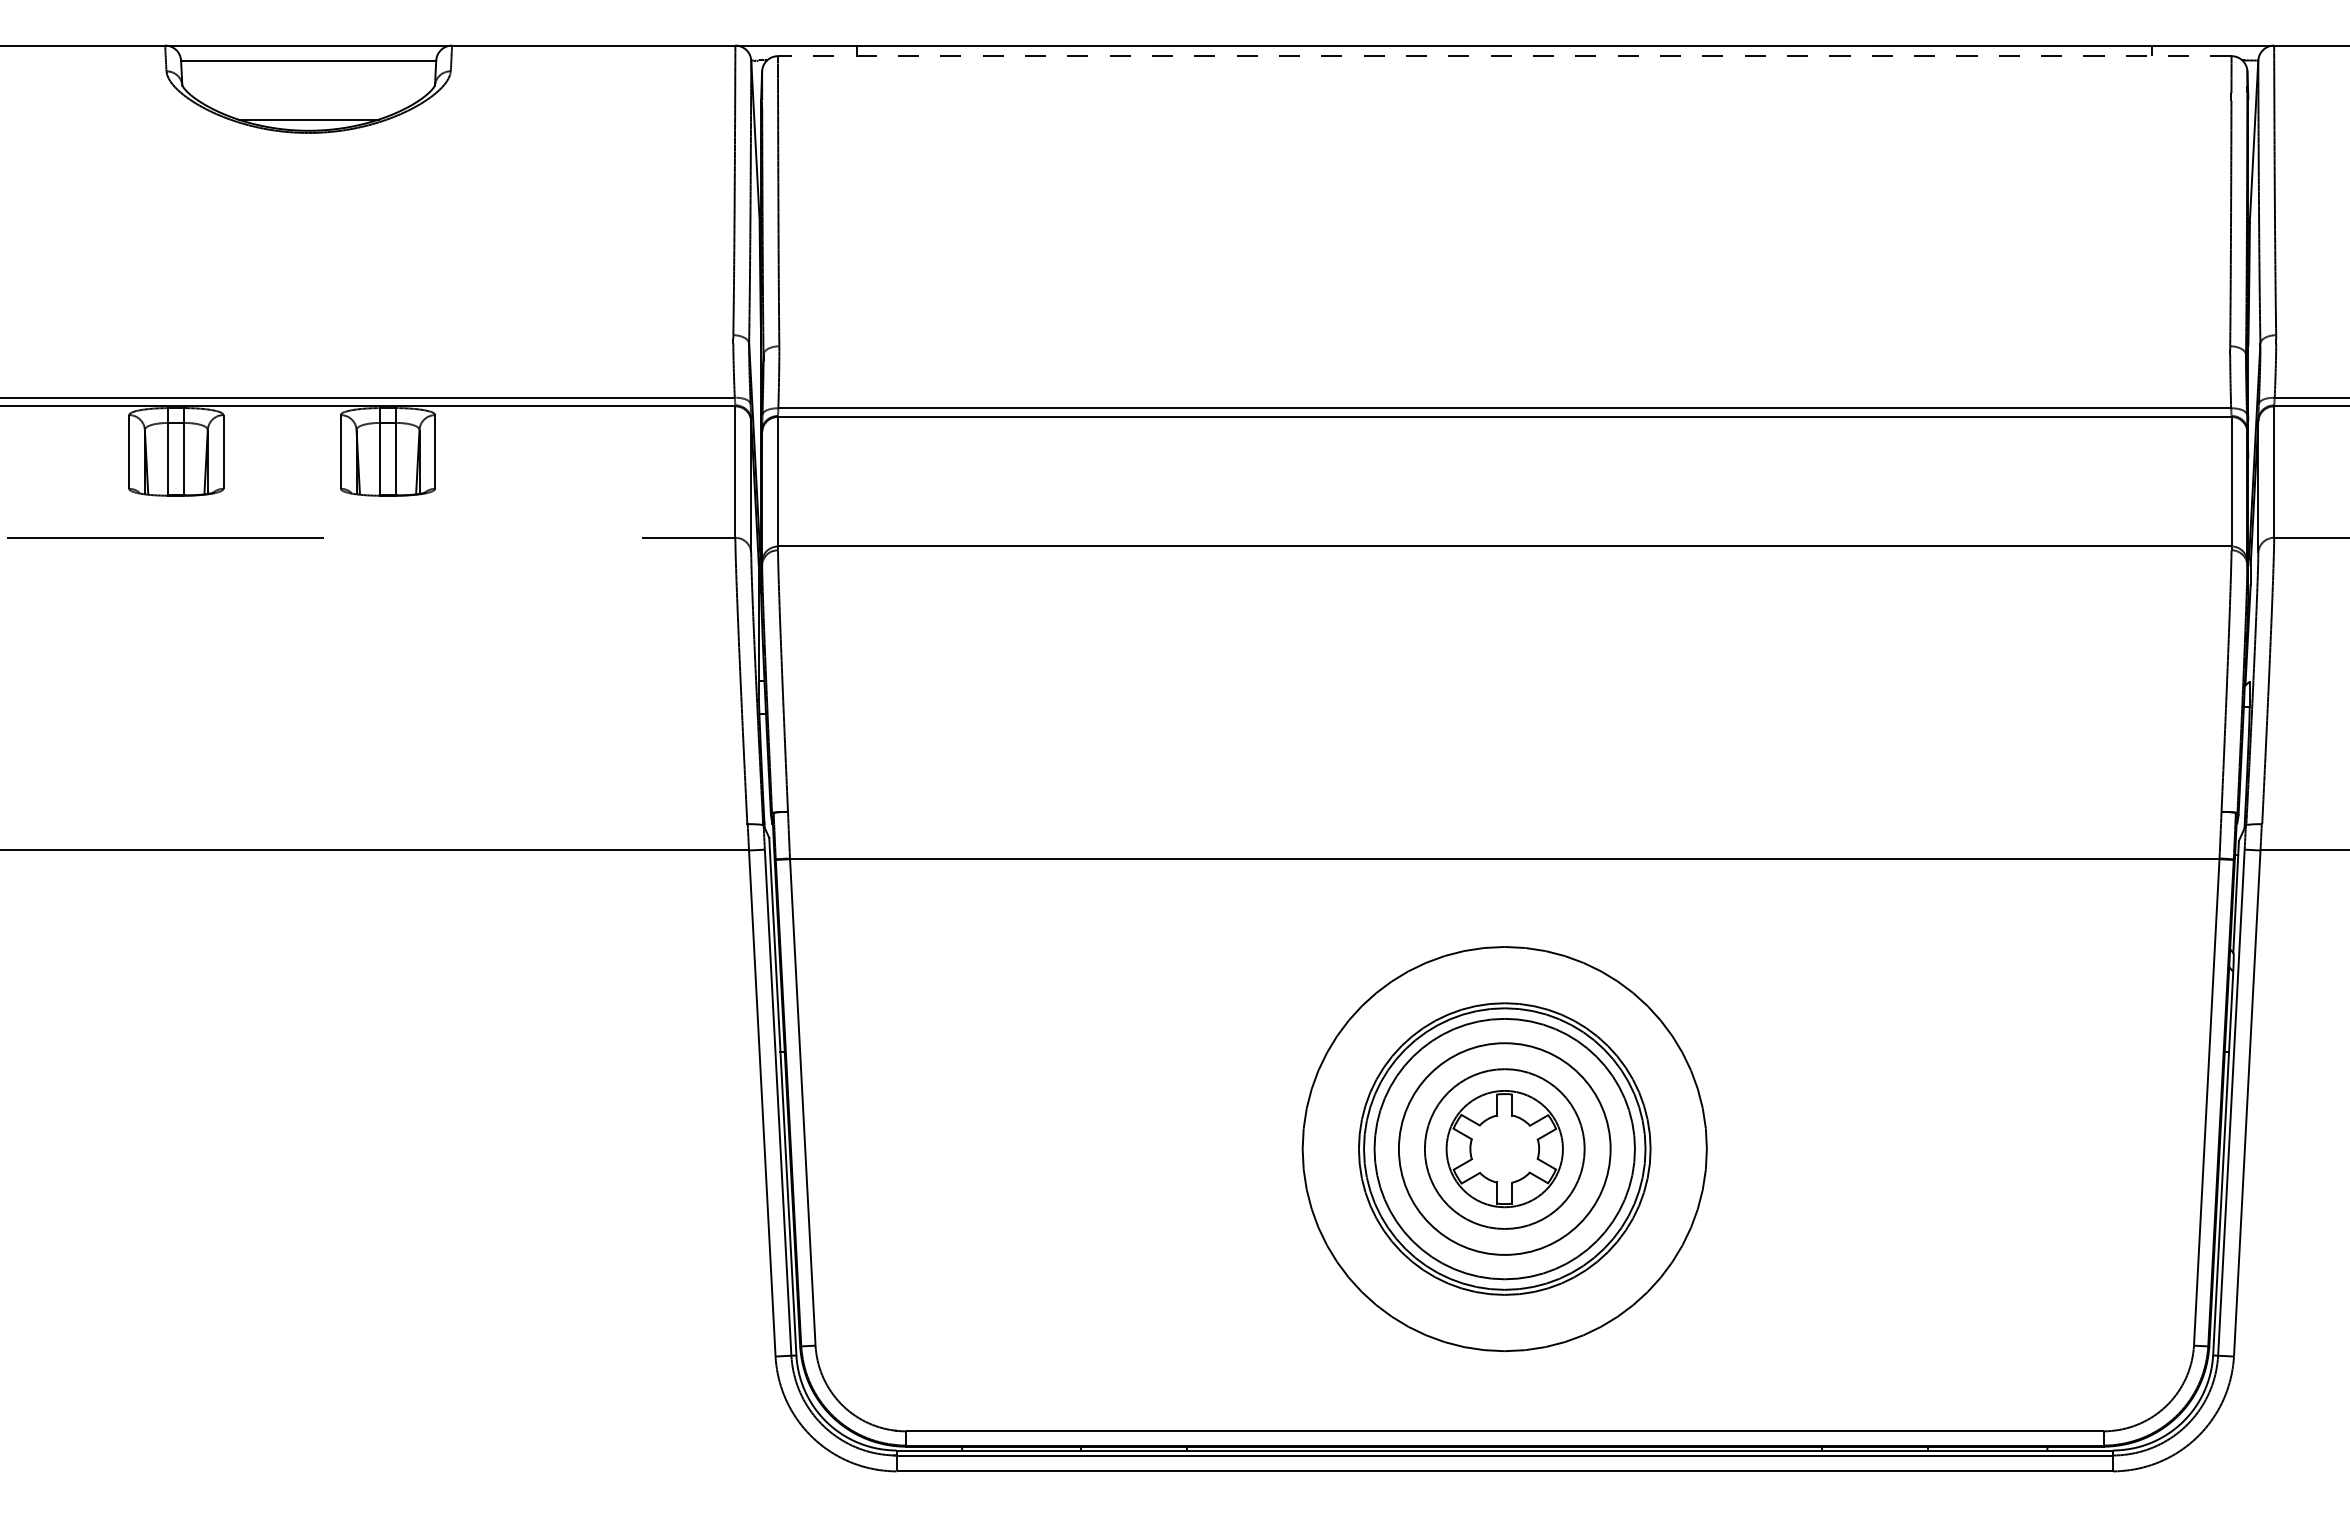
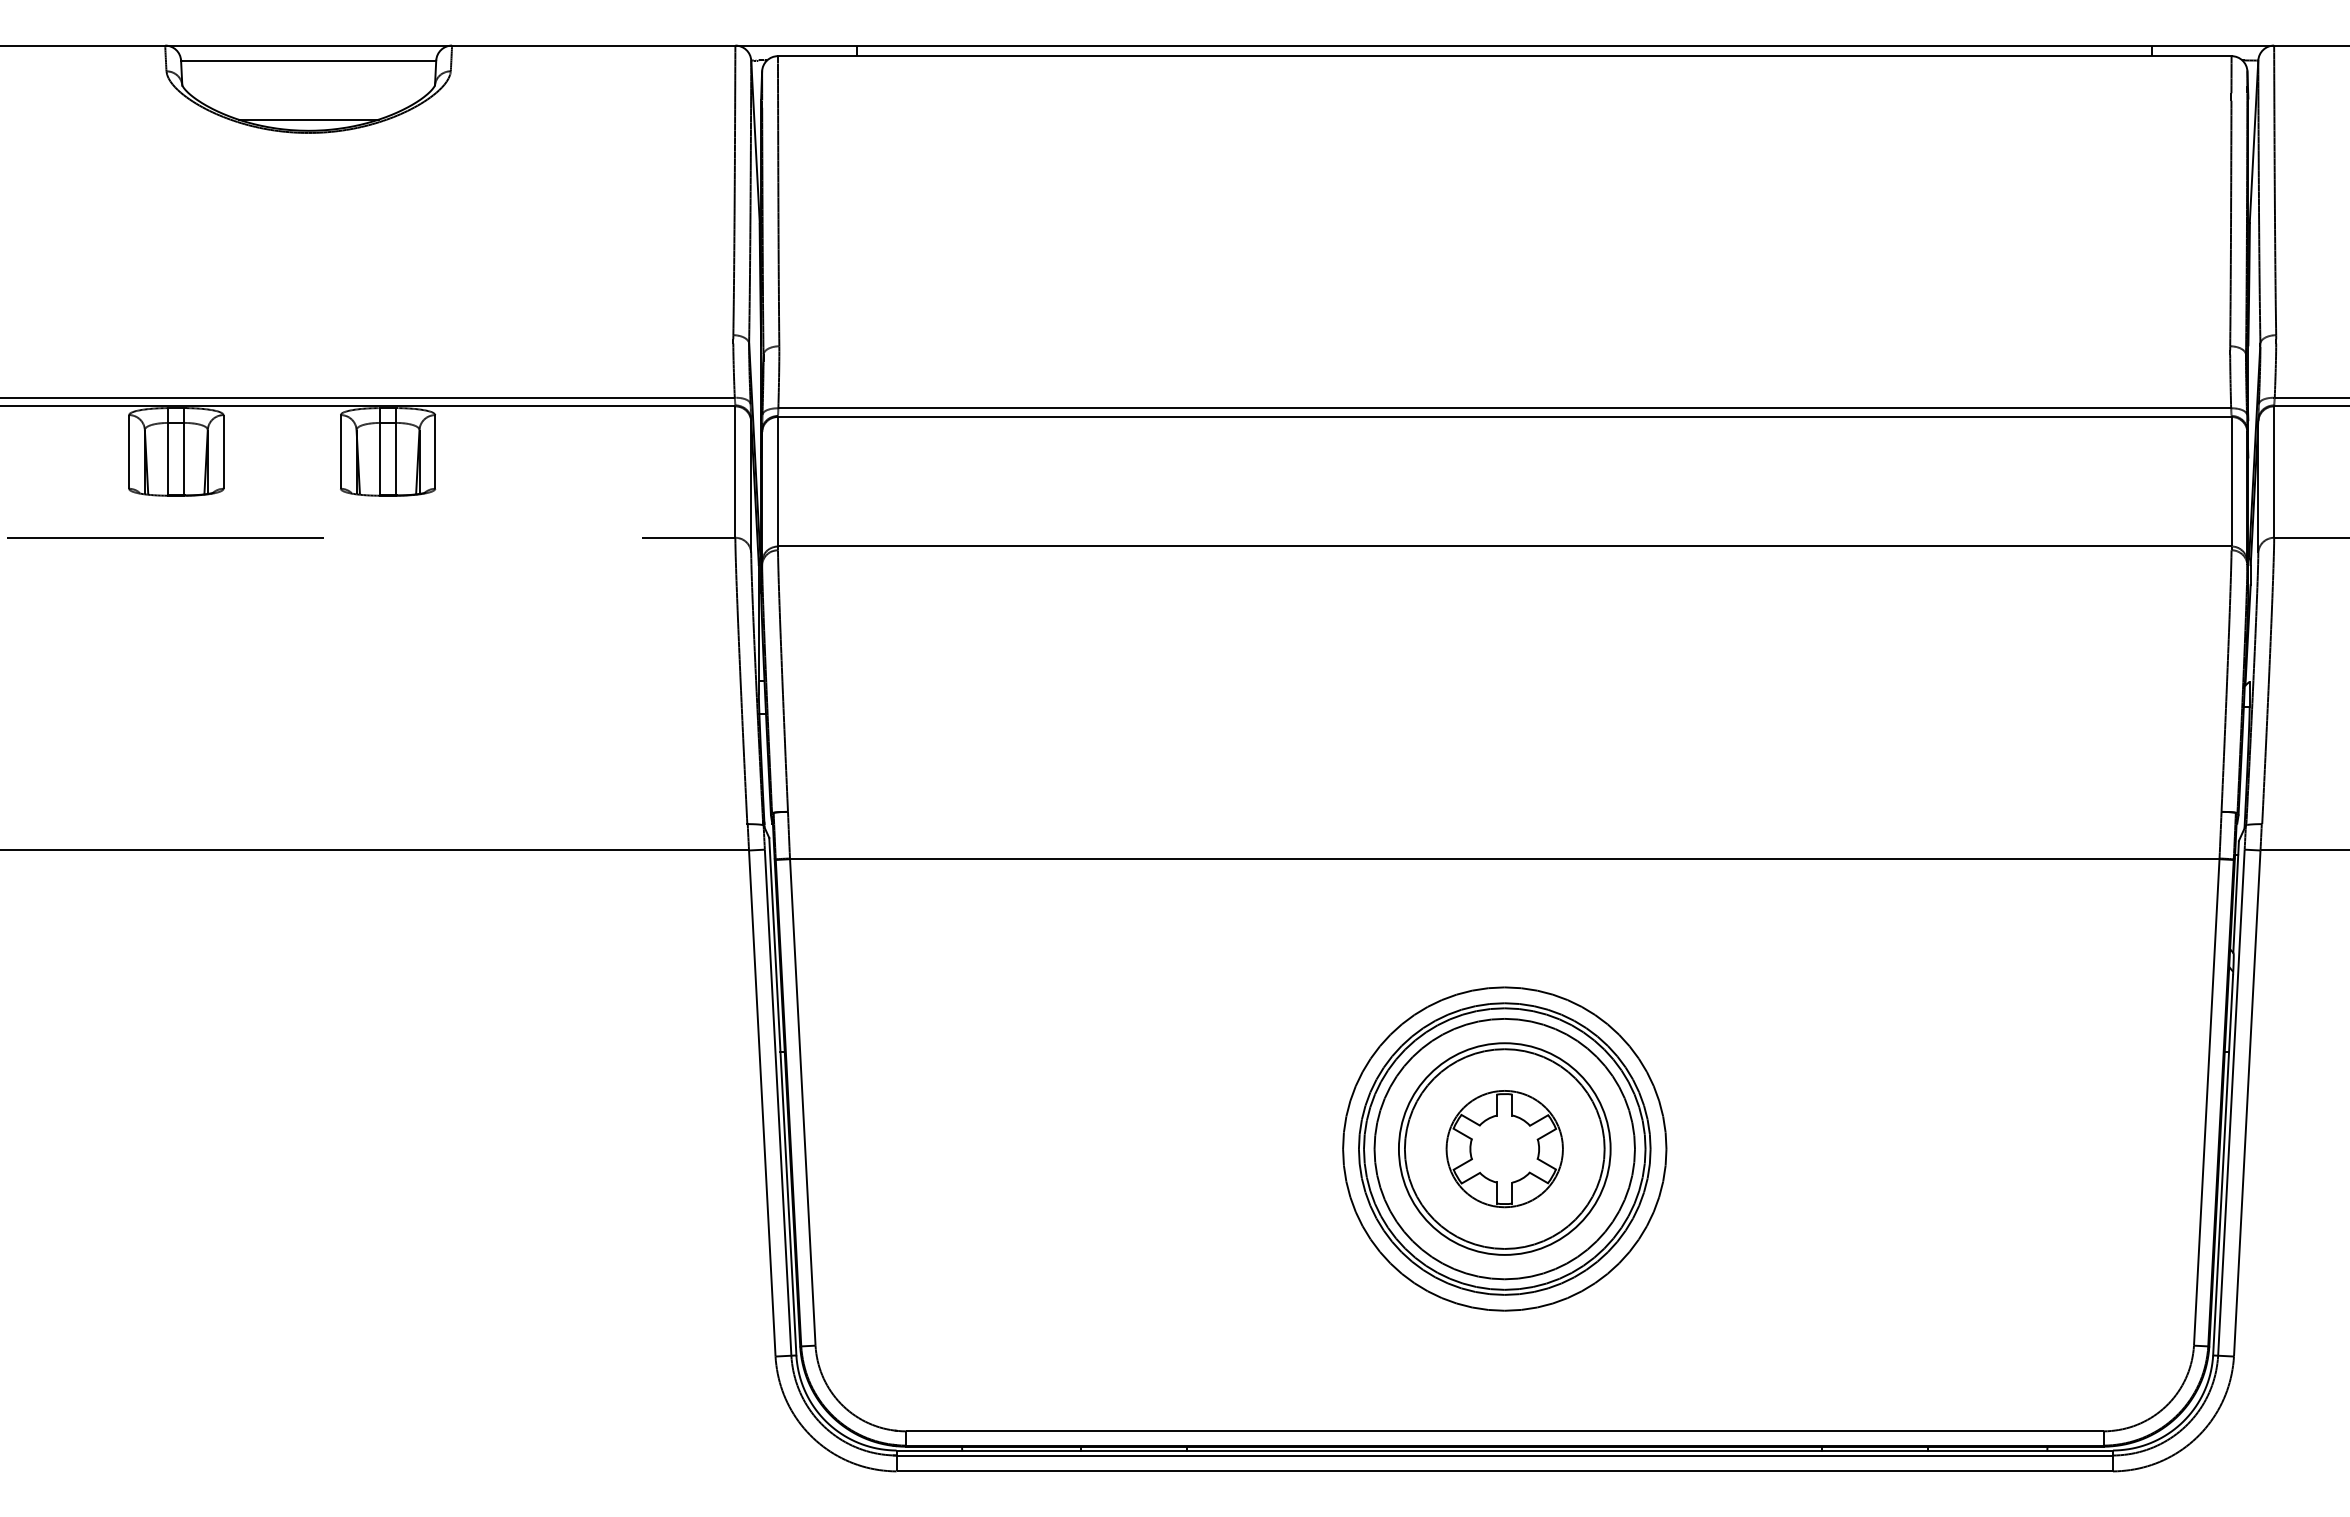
line: dashed -> solid (1504, 56)
circle diameter: 160 px -> 200 px (1504, 1148)
circle diameter: 404 px -> 323 px (1504, 1148)
